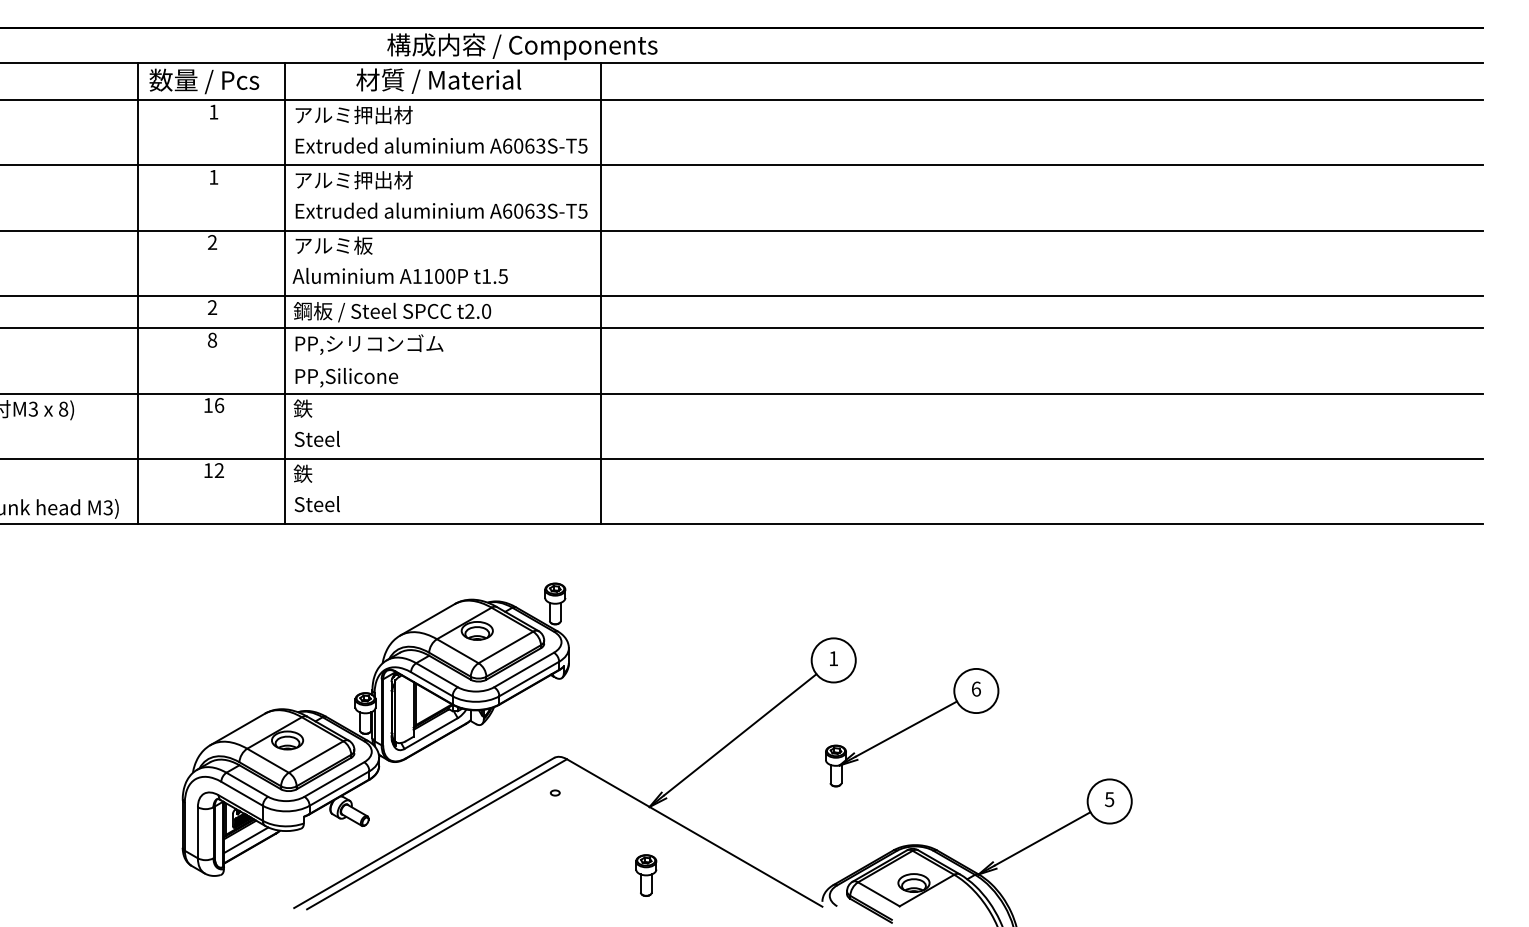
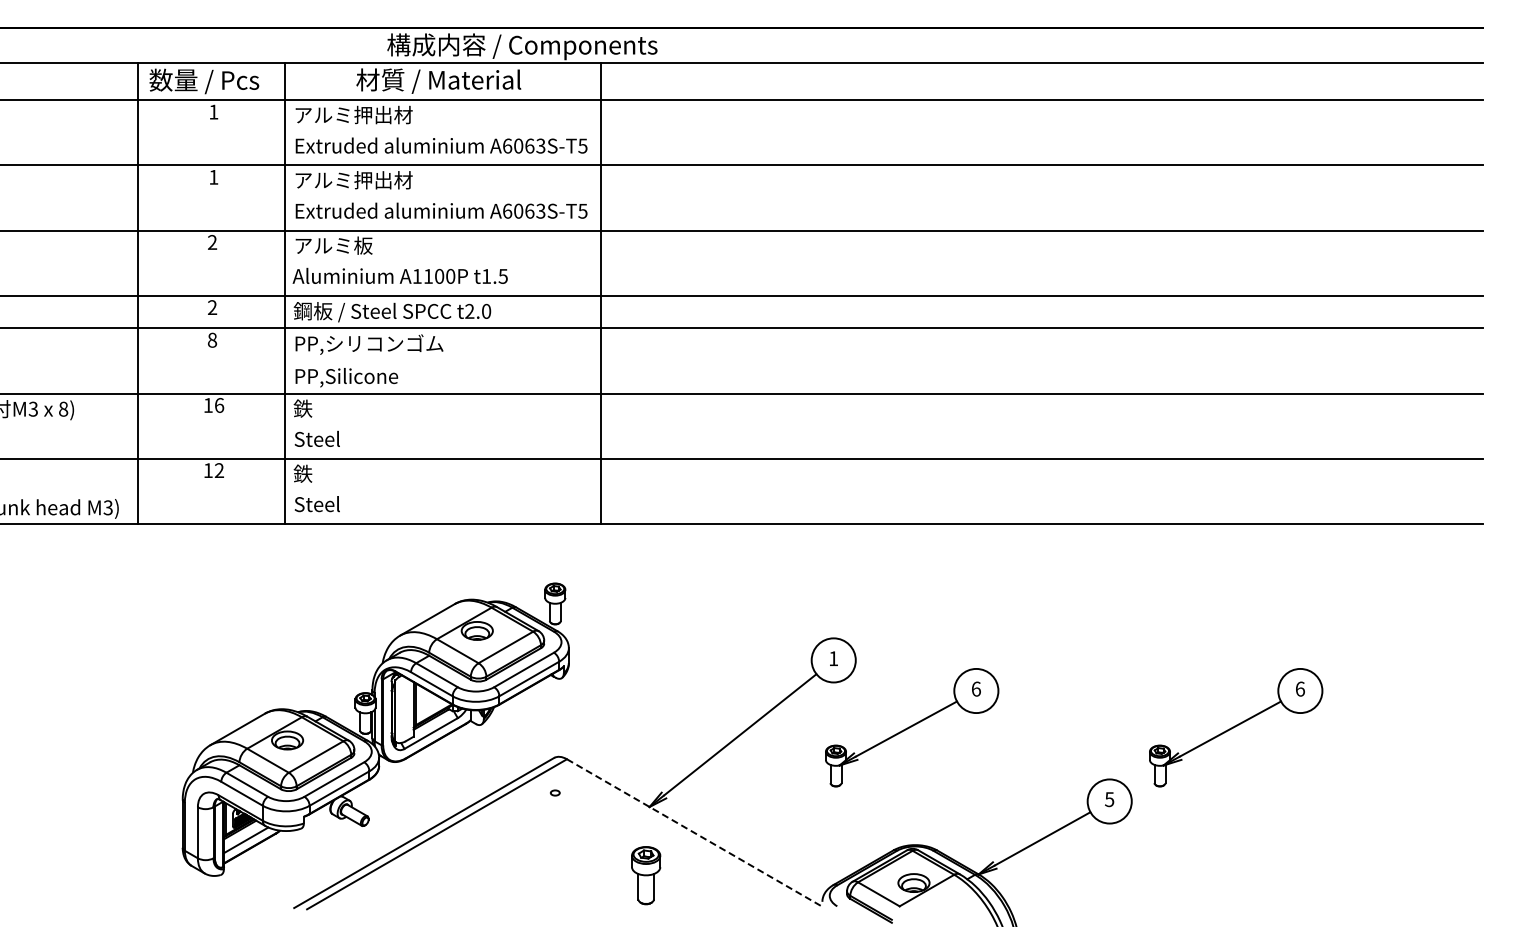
part: none -> present (1236, 727)
line: solid -> dashed (695, 833)
part size: 23x43 px -> 31x60 px (646, 875)
